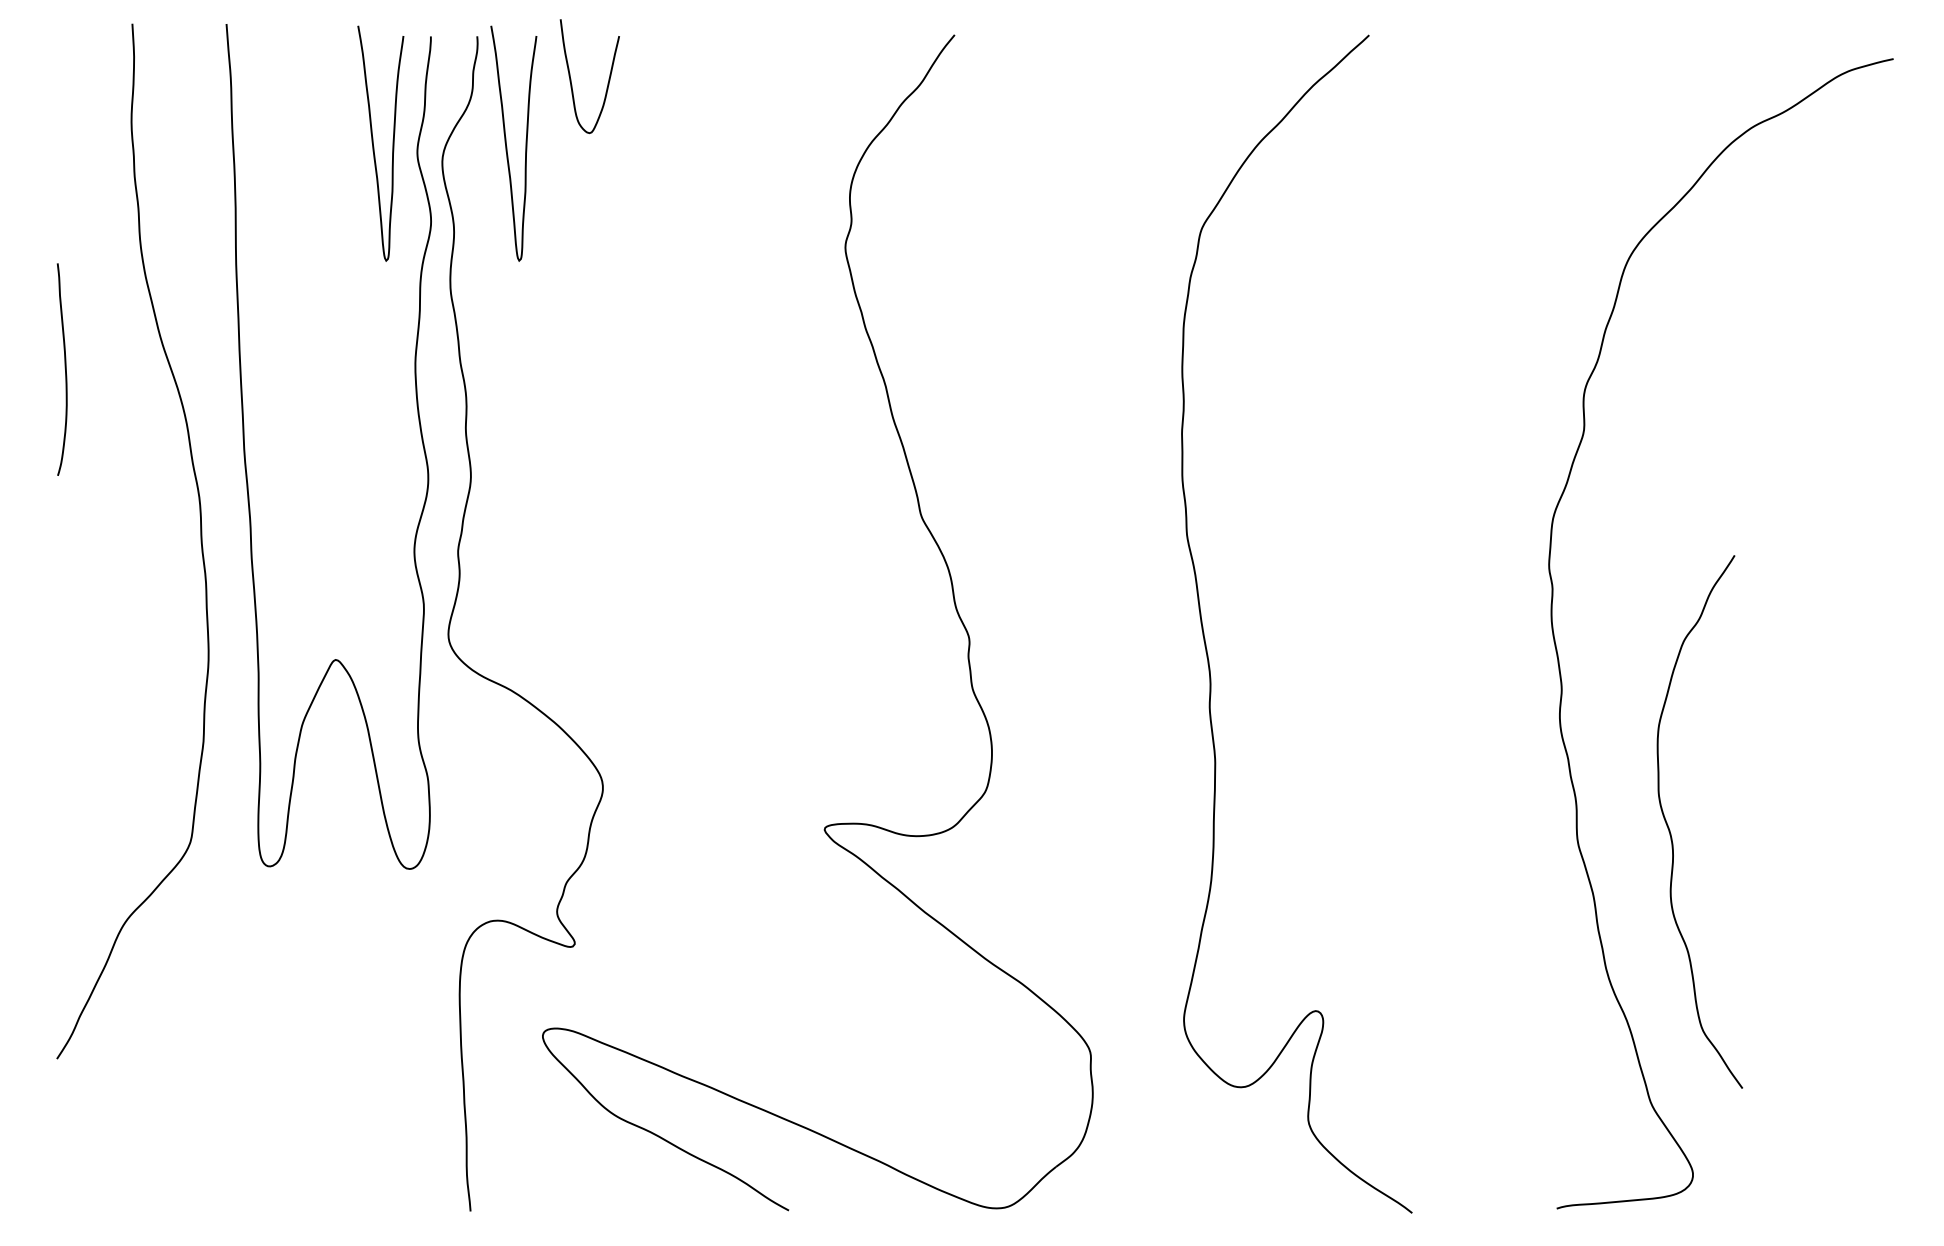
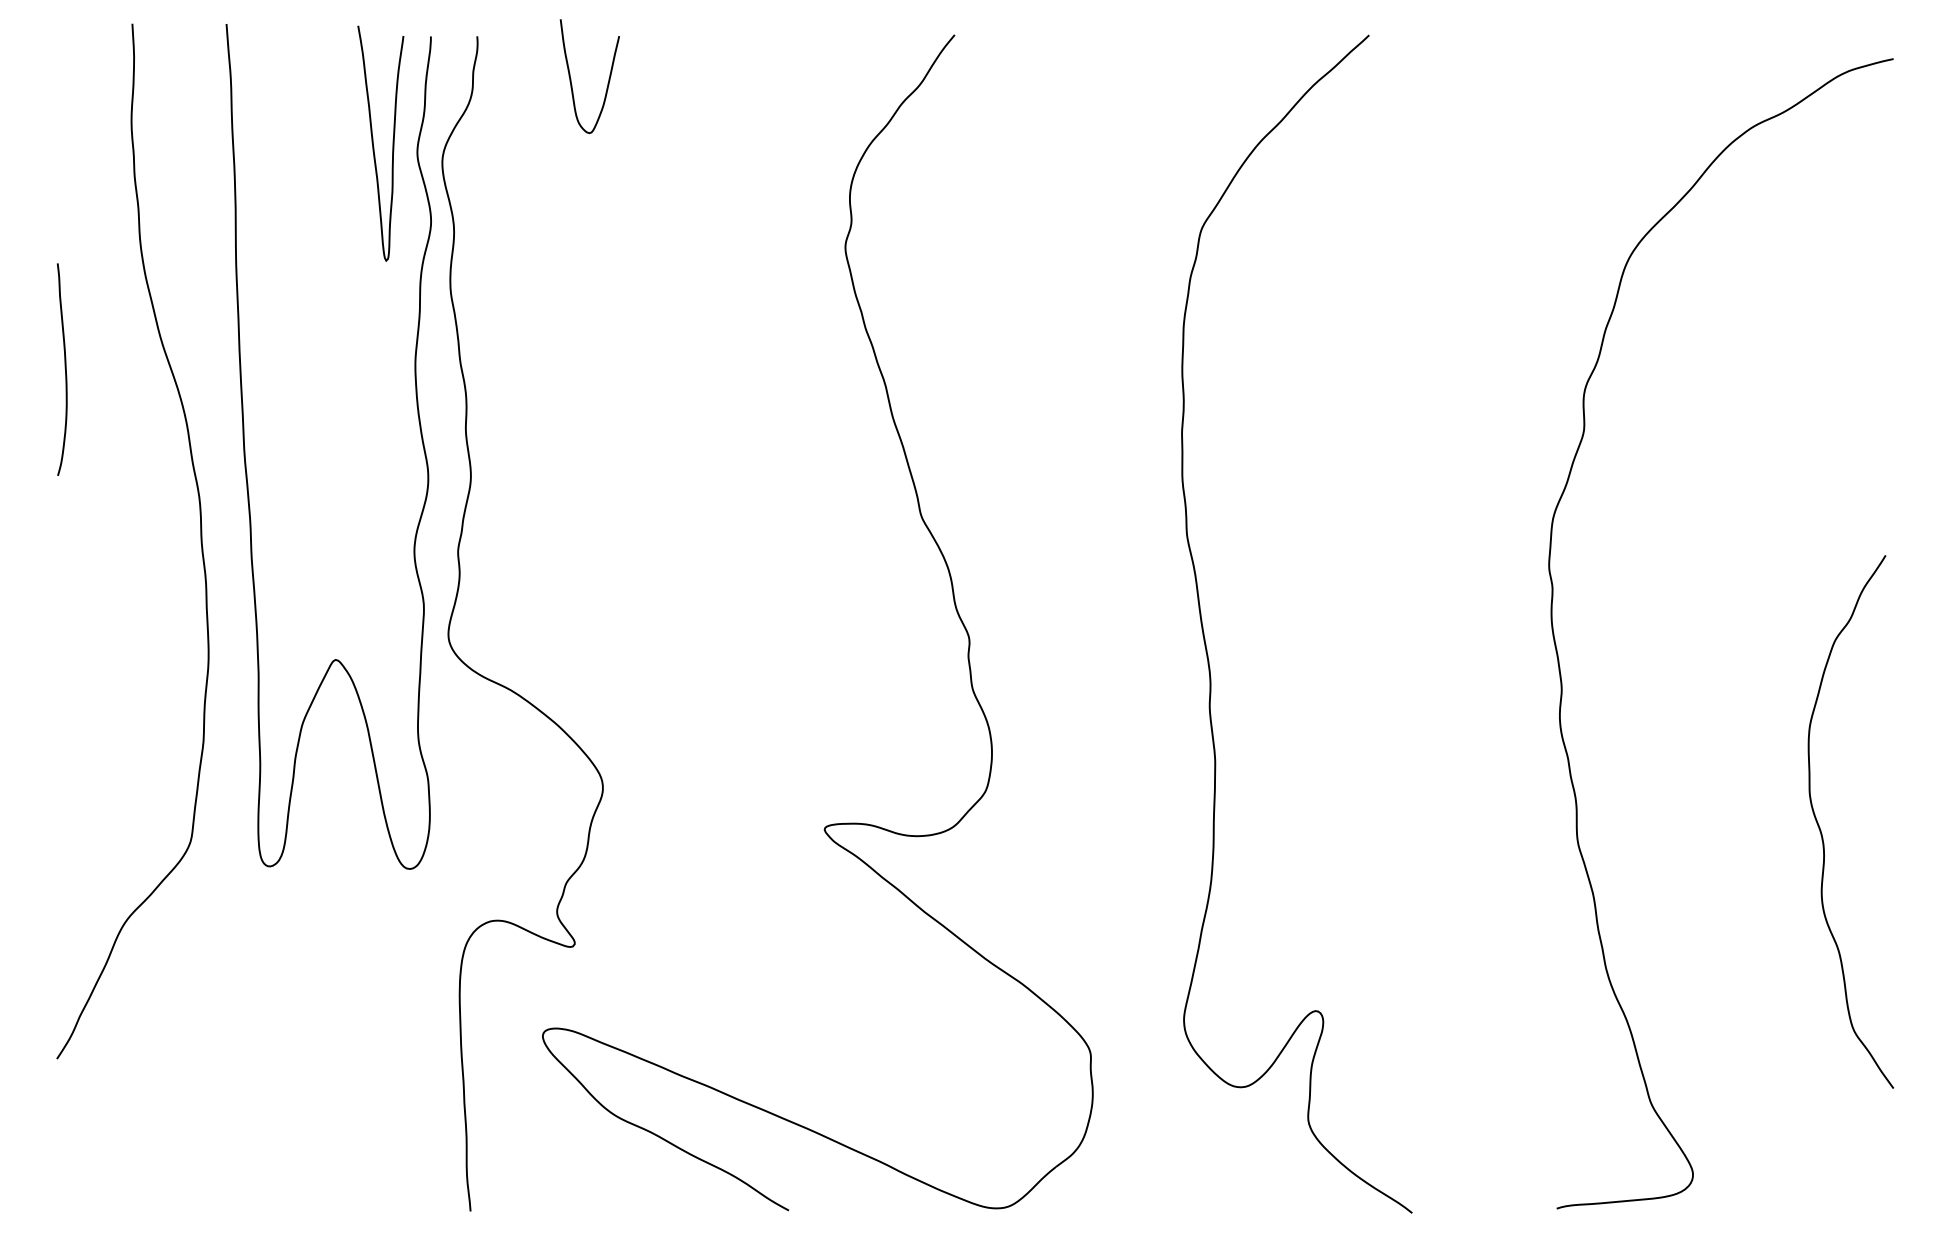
curve: present -> none (507, 146)
curve position: (1670, 830) -> (1821, 830) (1821, 830)
